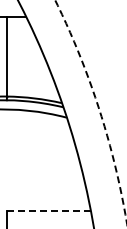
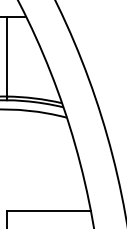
circle: dashed -> solid (90, 111)
line: dashed -> solid (48, 211)
